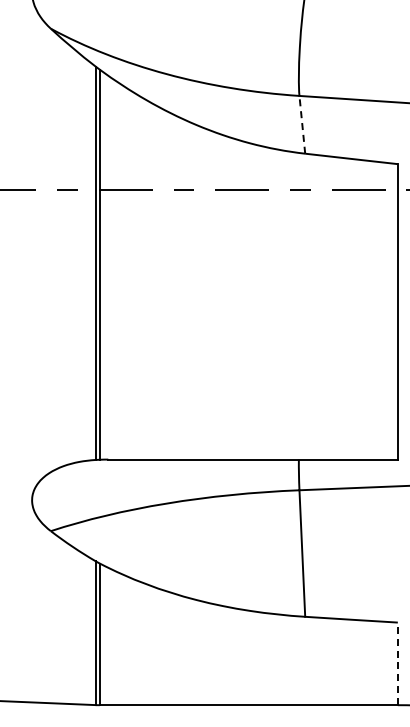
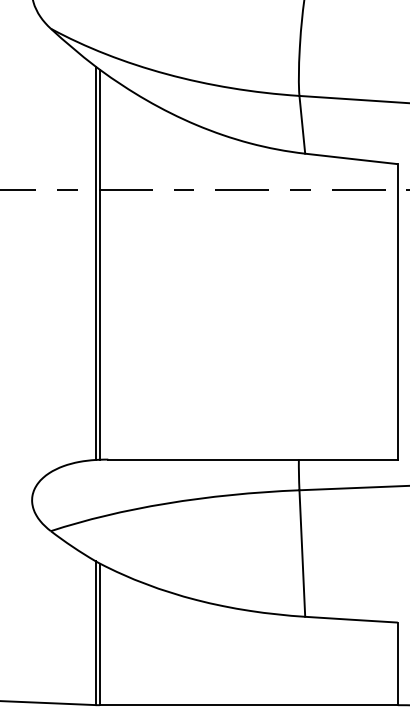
line: dashed -> solid (302, 124)
line: dashed -> solid (397, 663)
